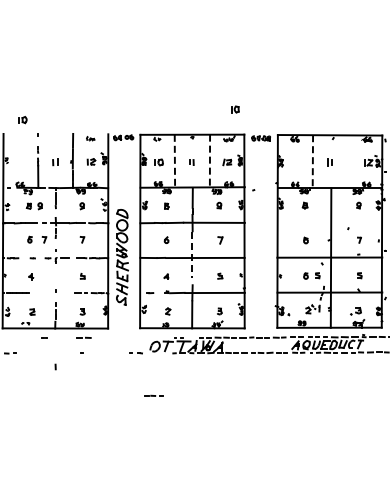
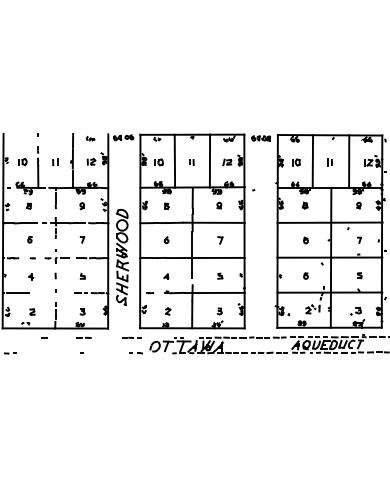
part position: (235, 109) -> (296, 162) (296, 162)
part position: (22, 120) -> (22, 162) (22, 162)
line: dashed -> solid (174, 161)
line: dashed -> solid (209, 161)
line: none -> present (349, 161)
line: dashed -> solid (312, 162)
part: present -> none (39, 206)
line: none -> present (329, 222)
part: present -> none (44, 239)
line: dashed -> solid (192, 255)
part: present -> none (317, 275)
line position: (55, 366) -> (55, 275) (55, 275)
line position: (153, 395) -> (131, 337) (131, 337)
